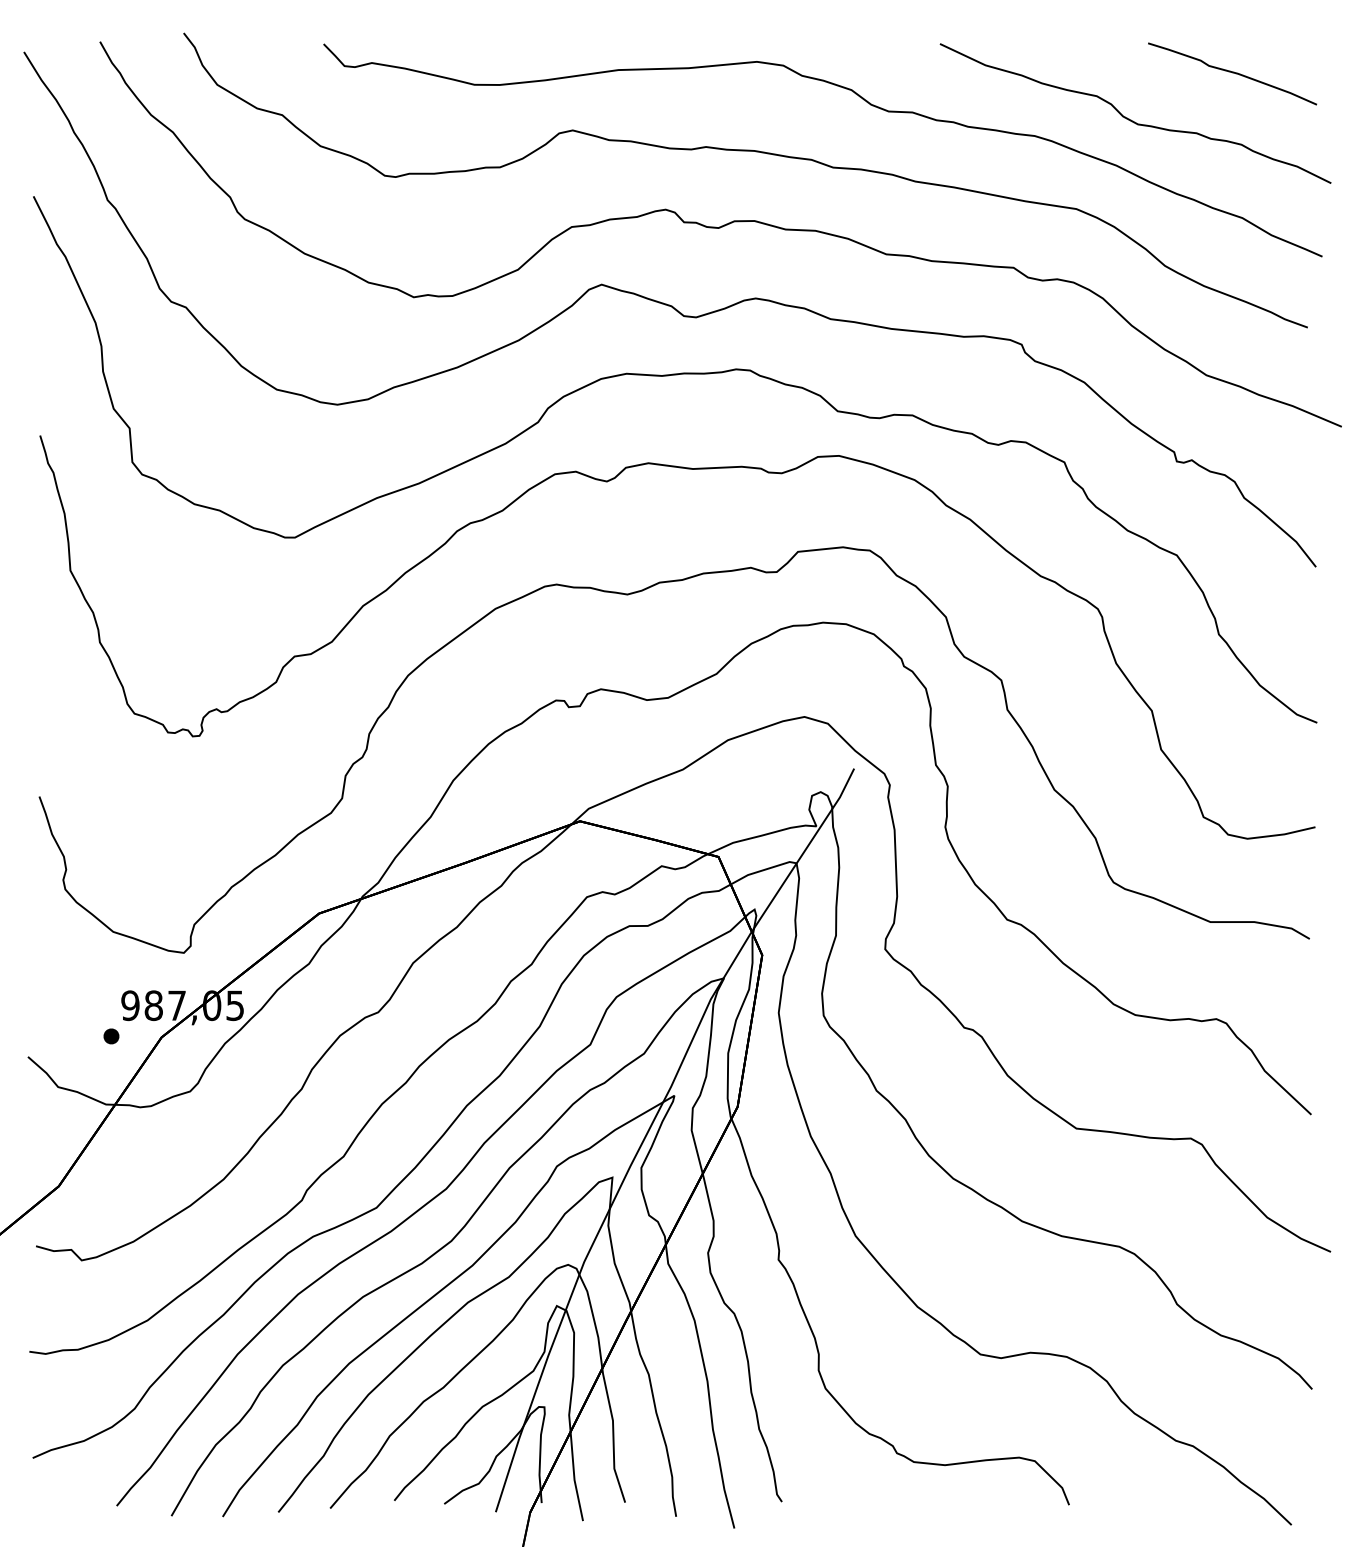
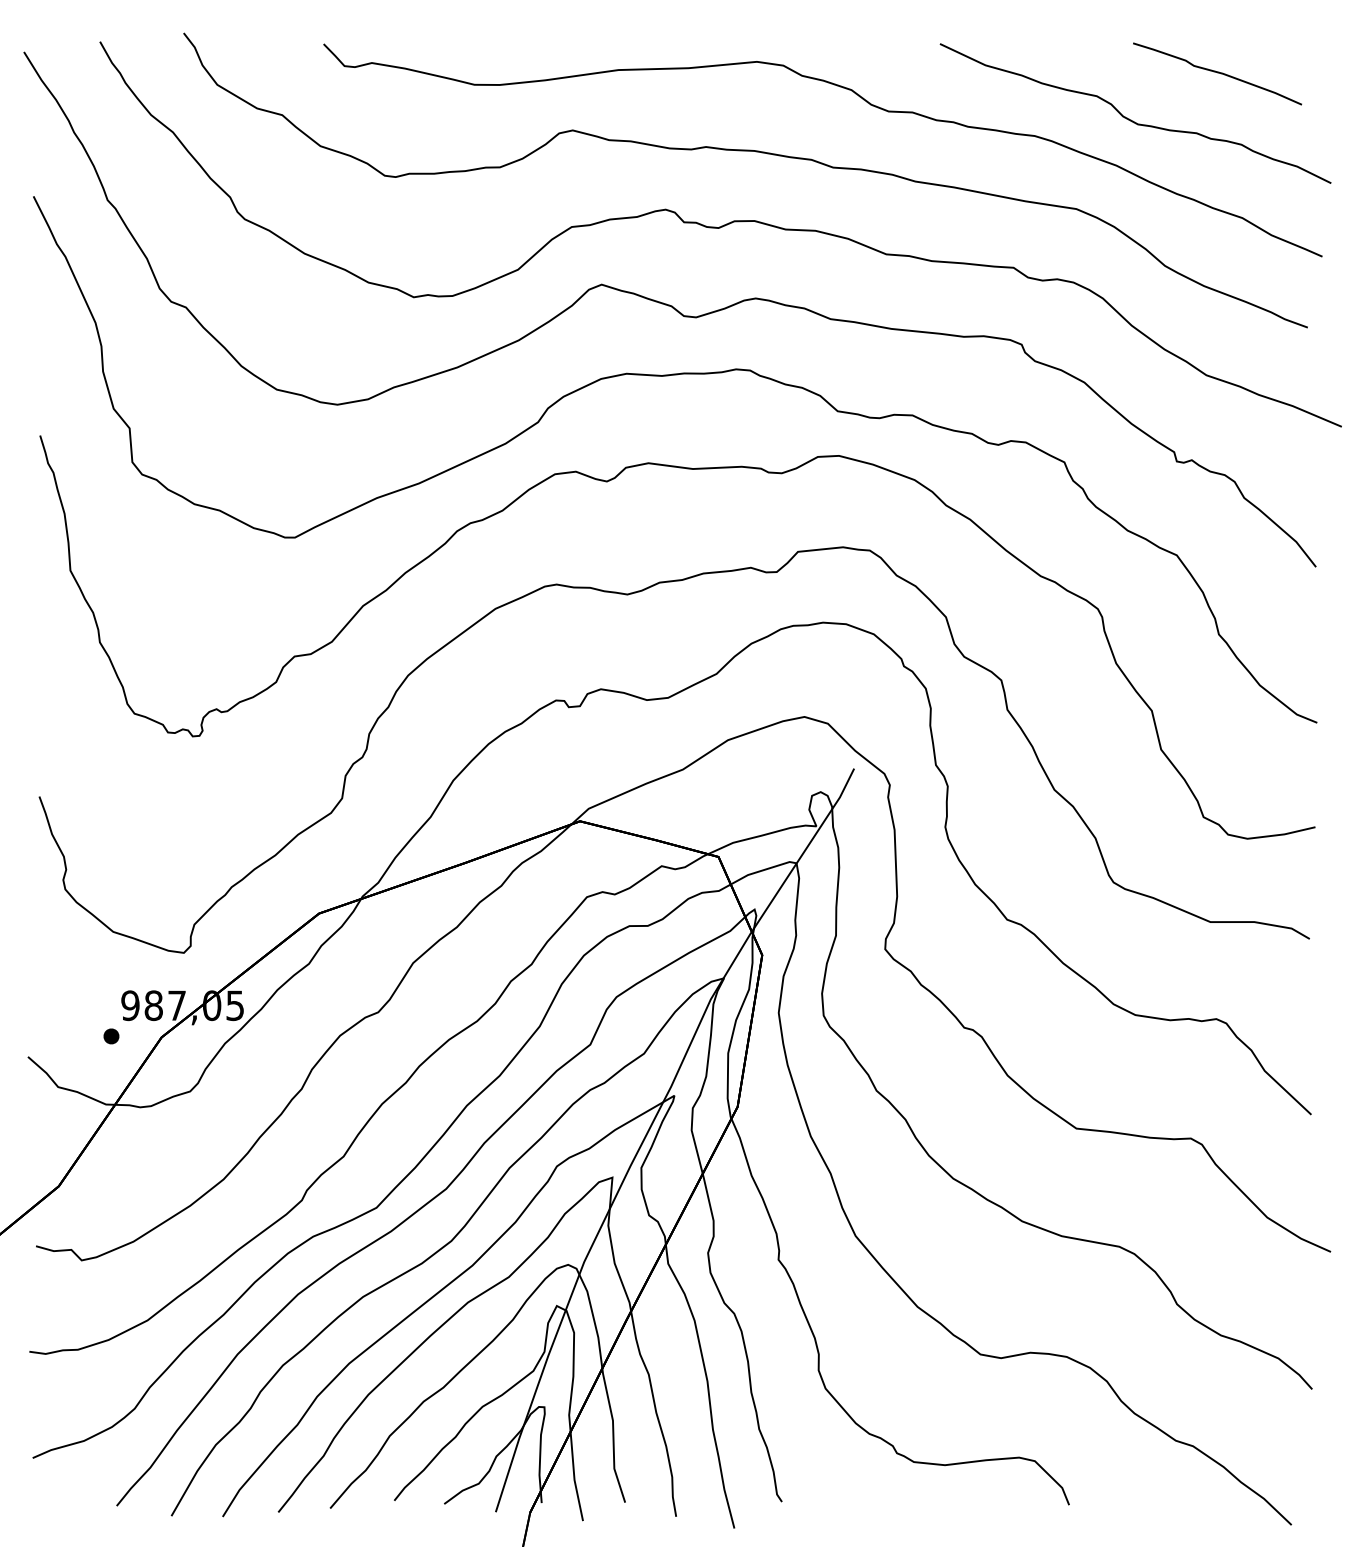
part position: (1232, 73) -> (1217, 73) (1217, 73)
